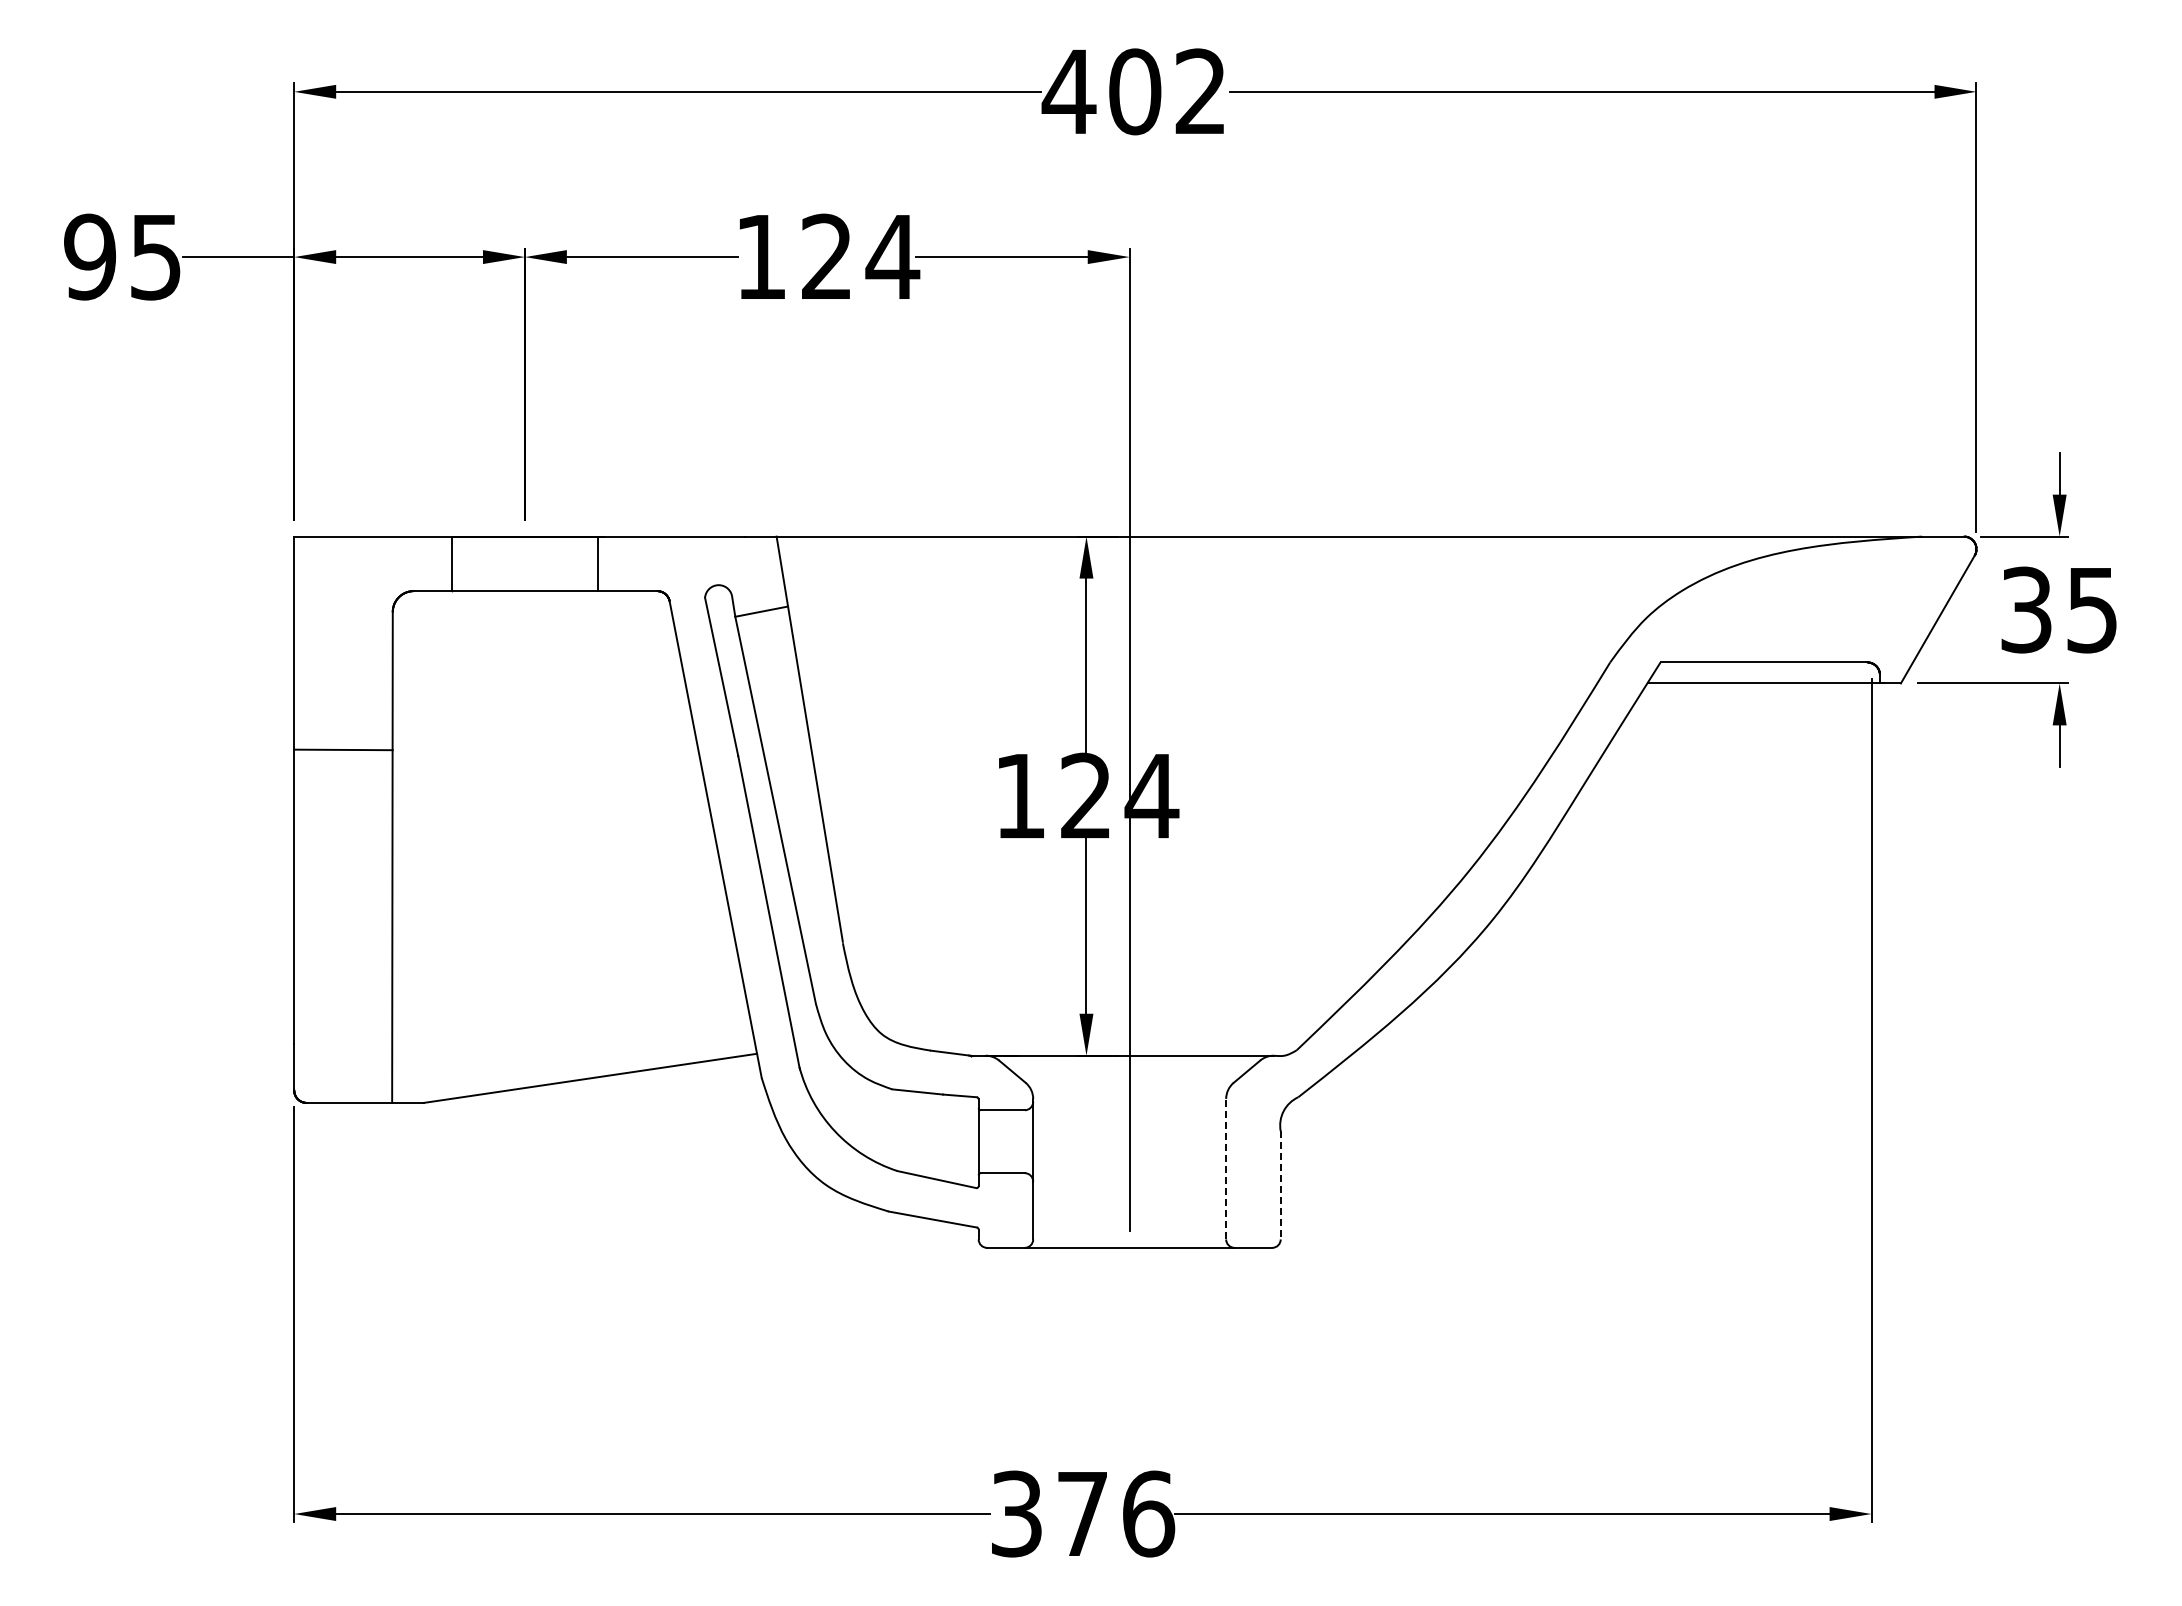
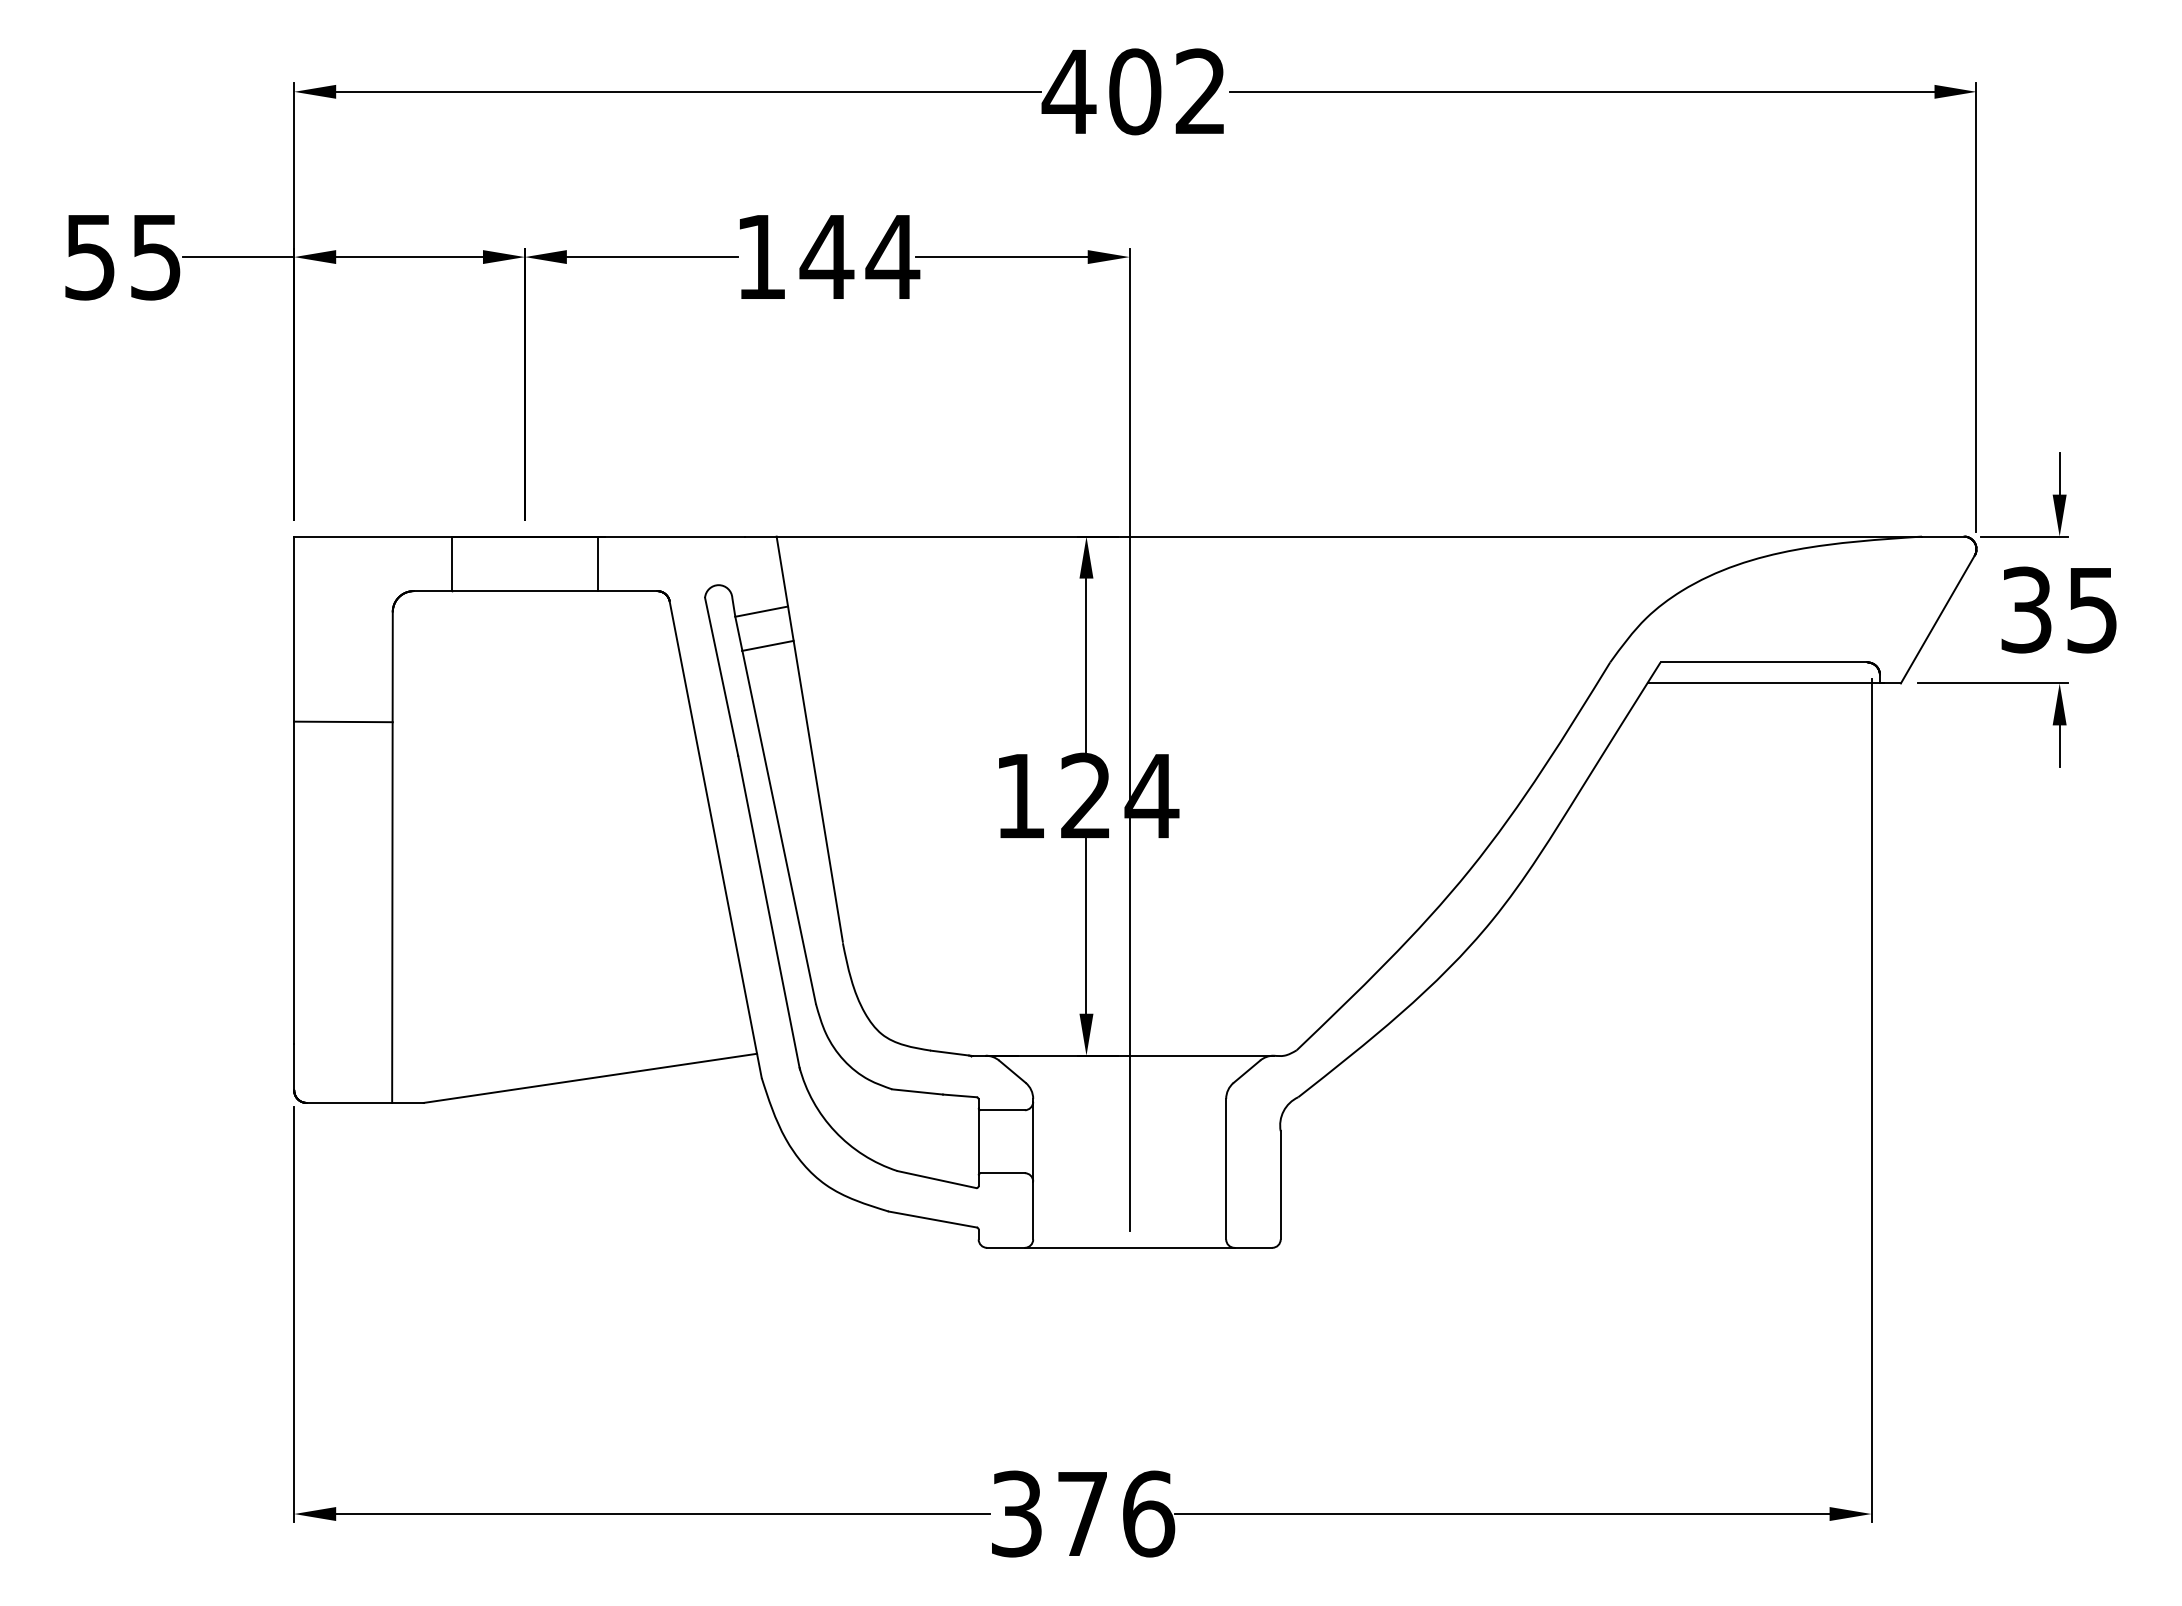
text: 124 -> 144 (826, 255)
text: 95 -> 55 (89, 256)
line: none -> present (767, 645)
line position: (343, 749) -> (343, 721) (343, 721)
line: dashed -> solid (1226, 1168)
line: dashed -> solid (1280, 1185)
